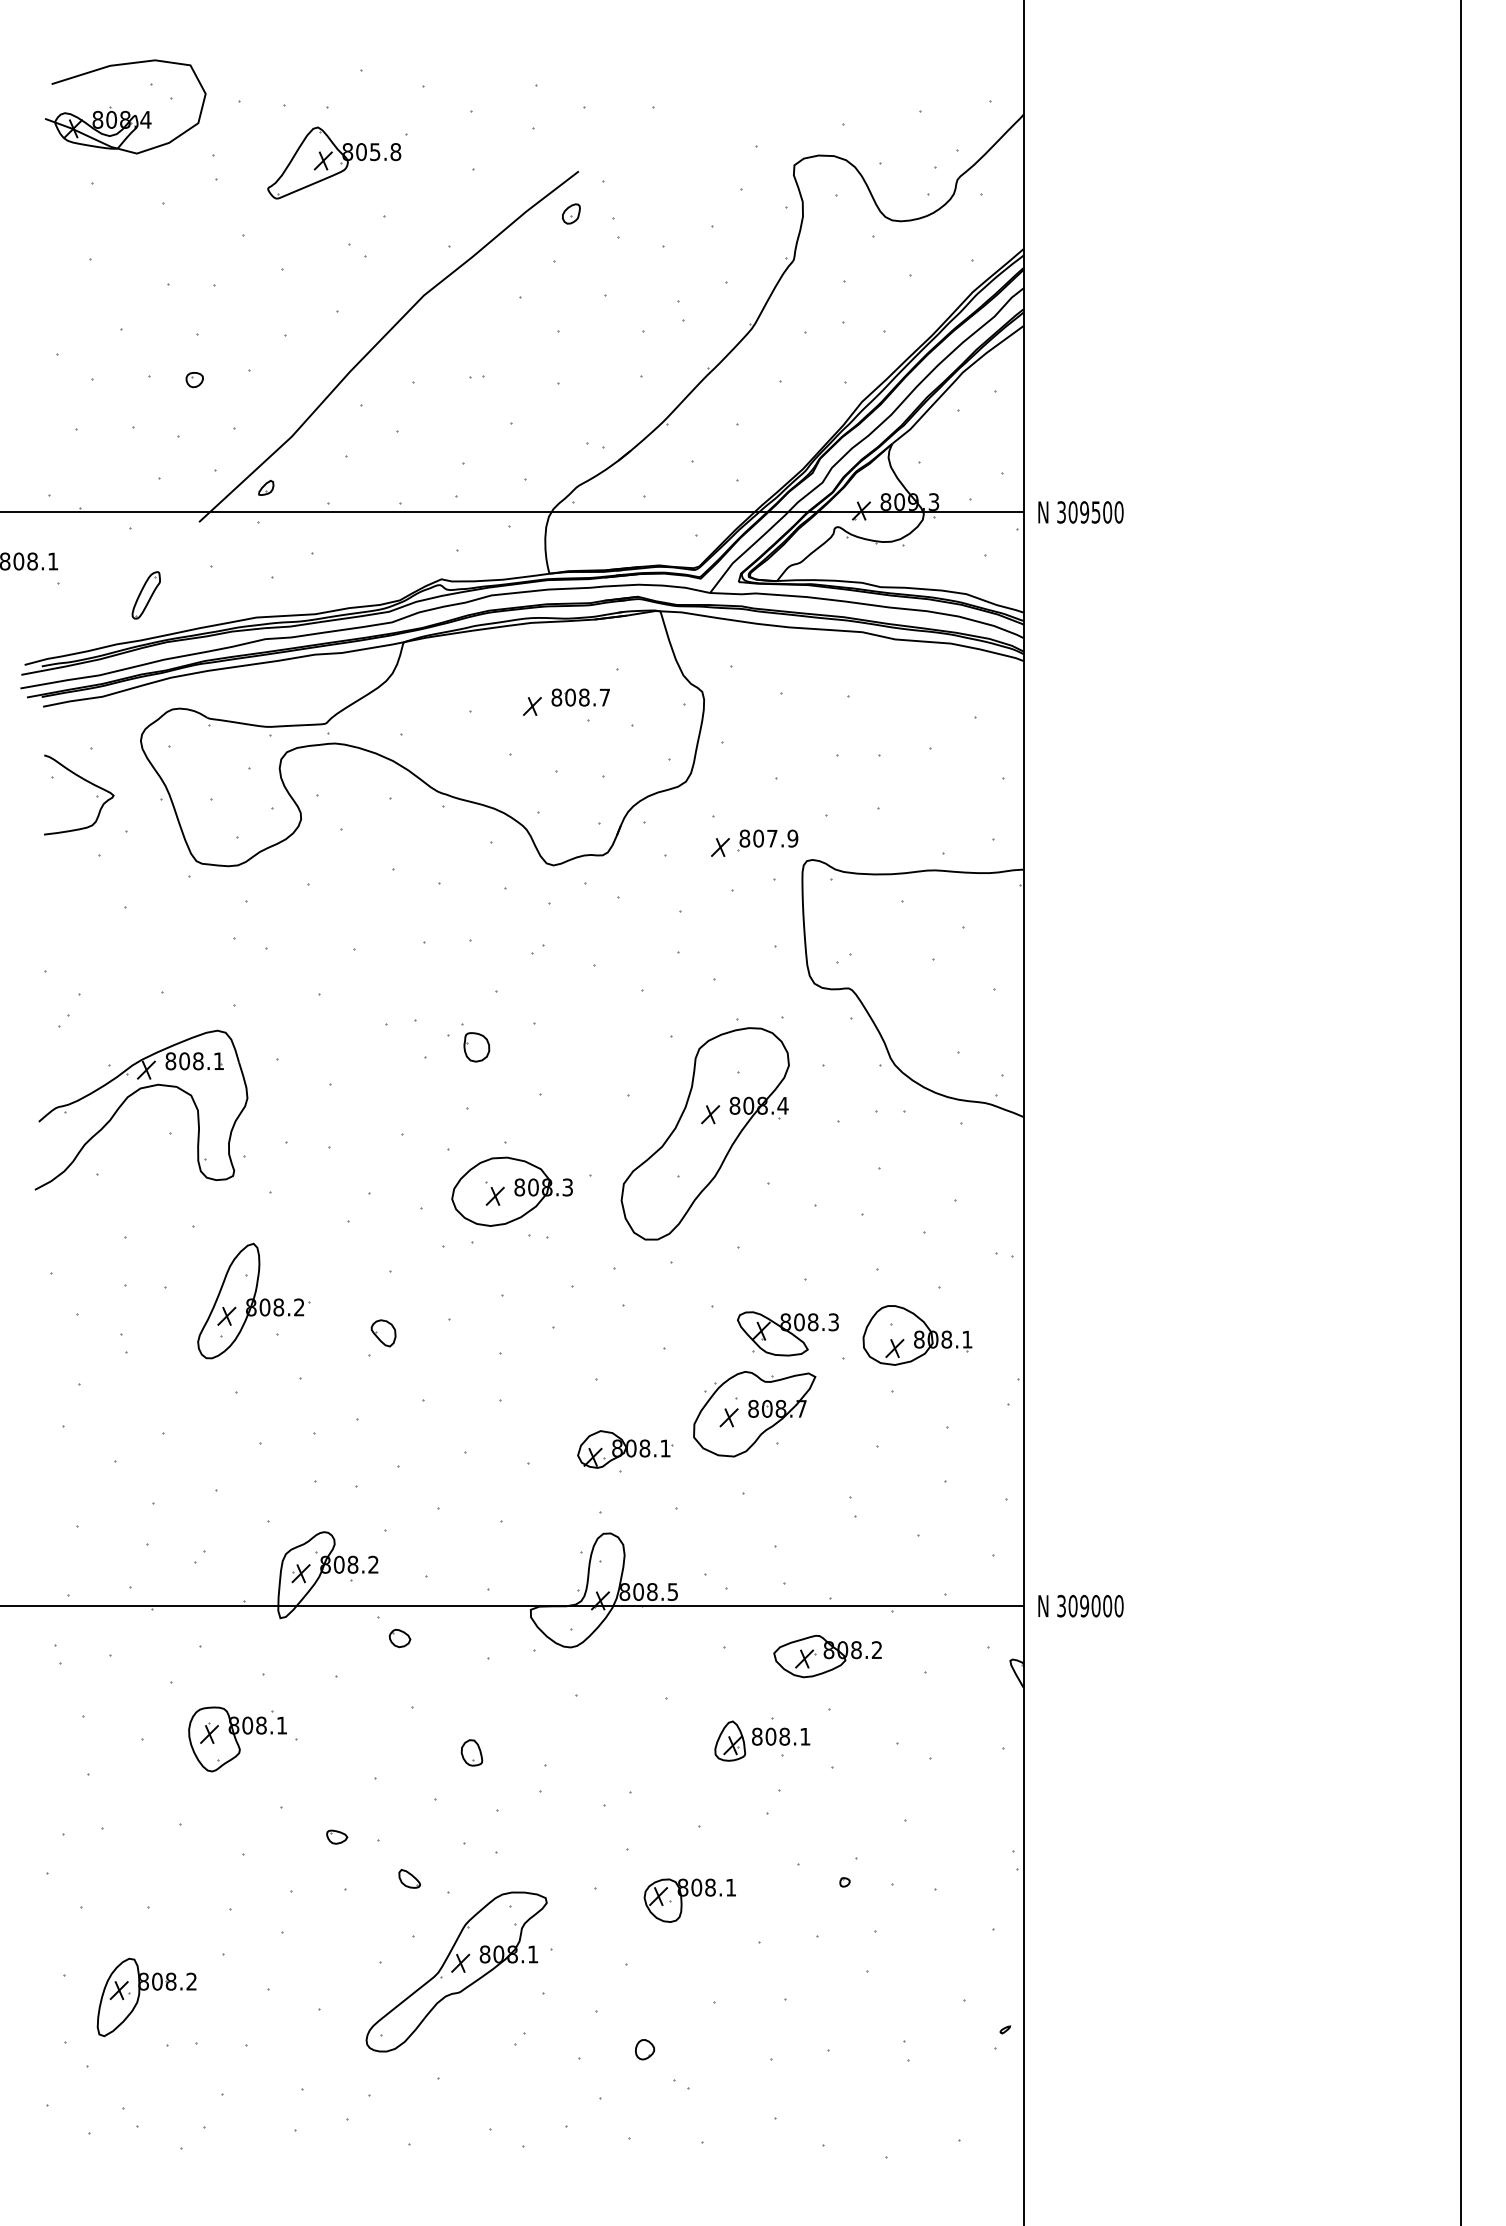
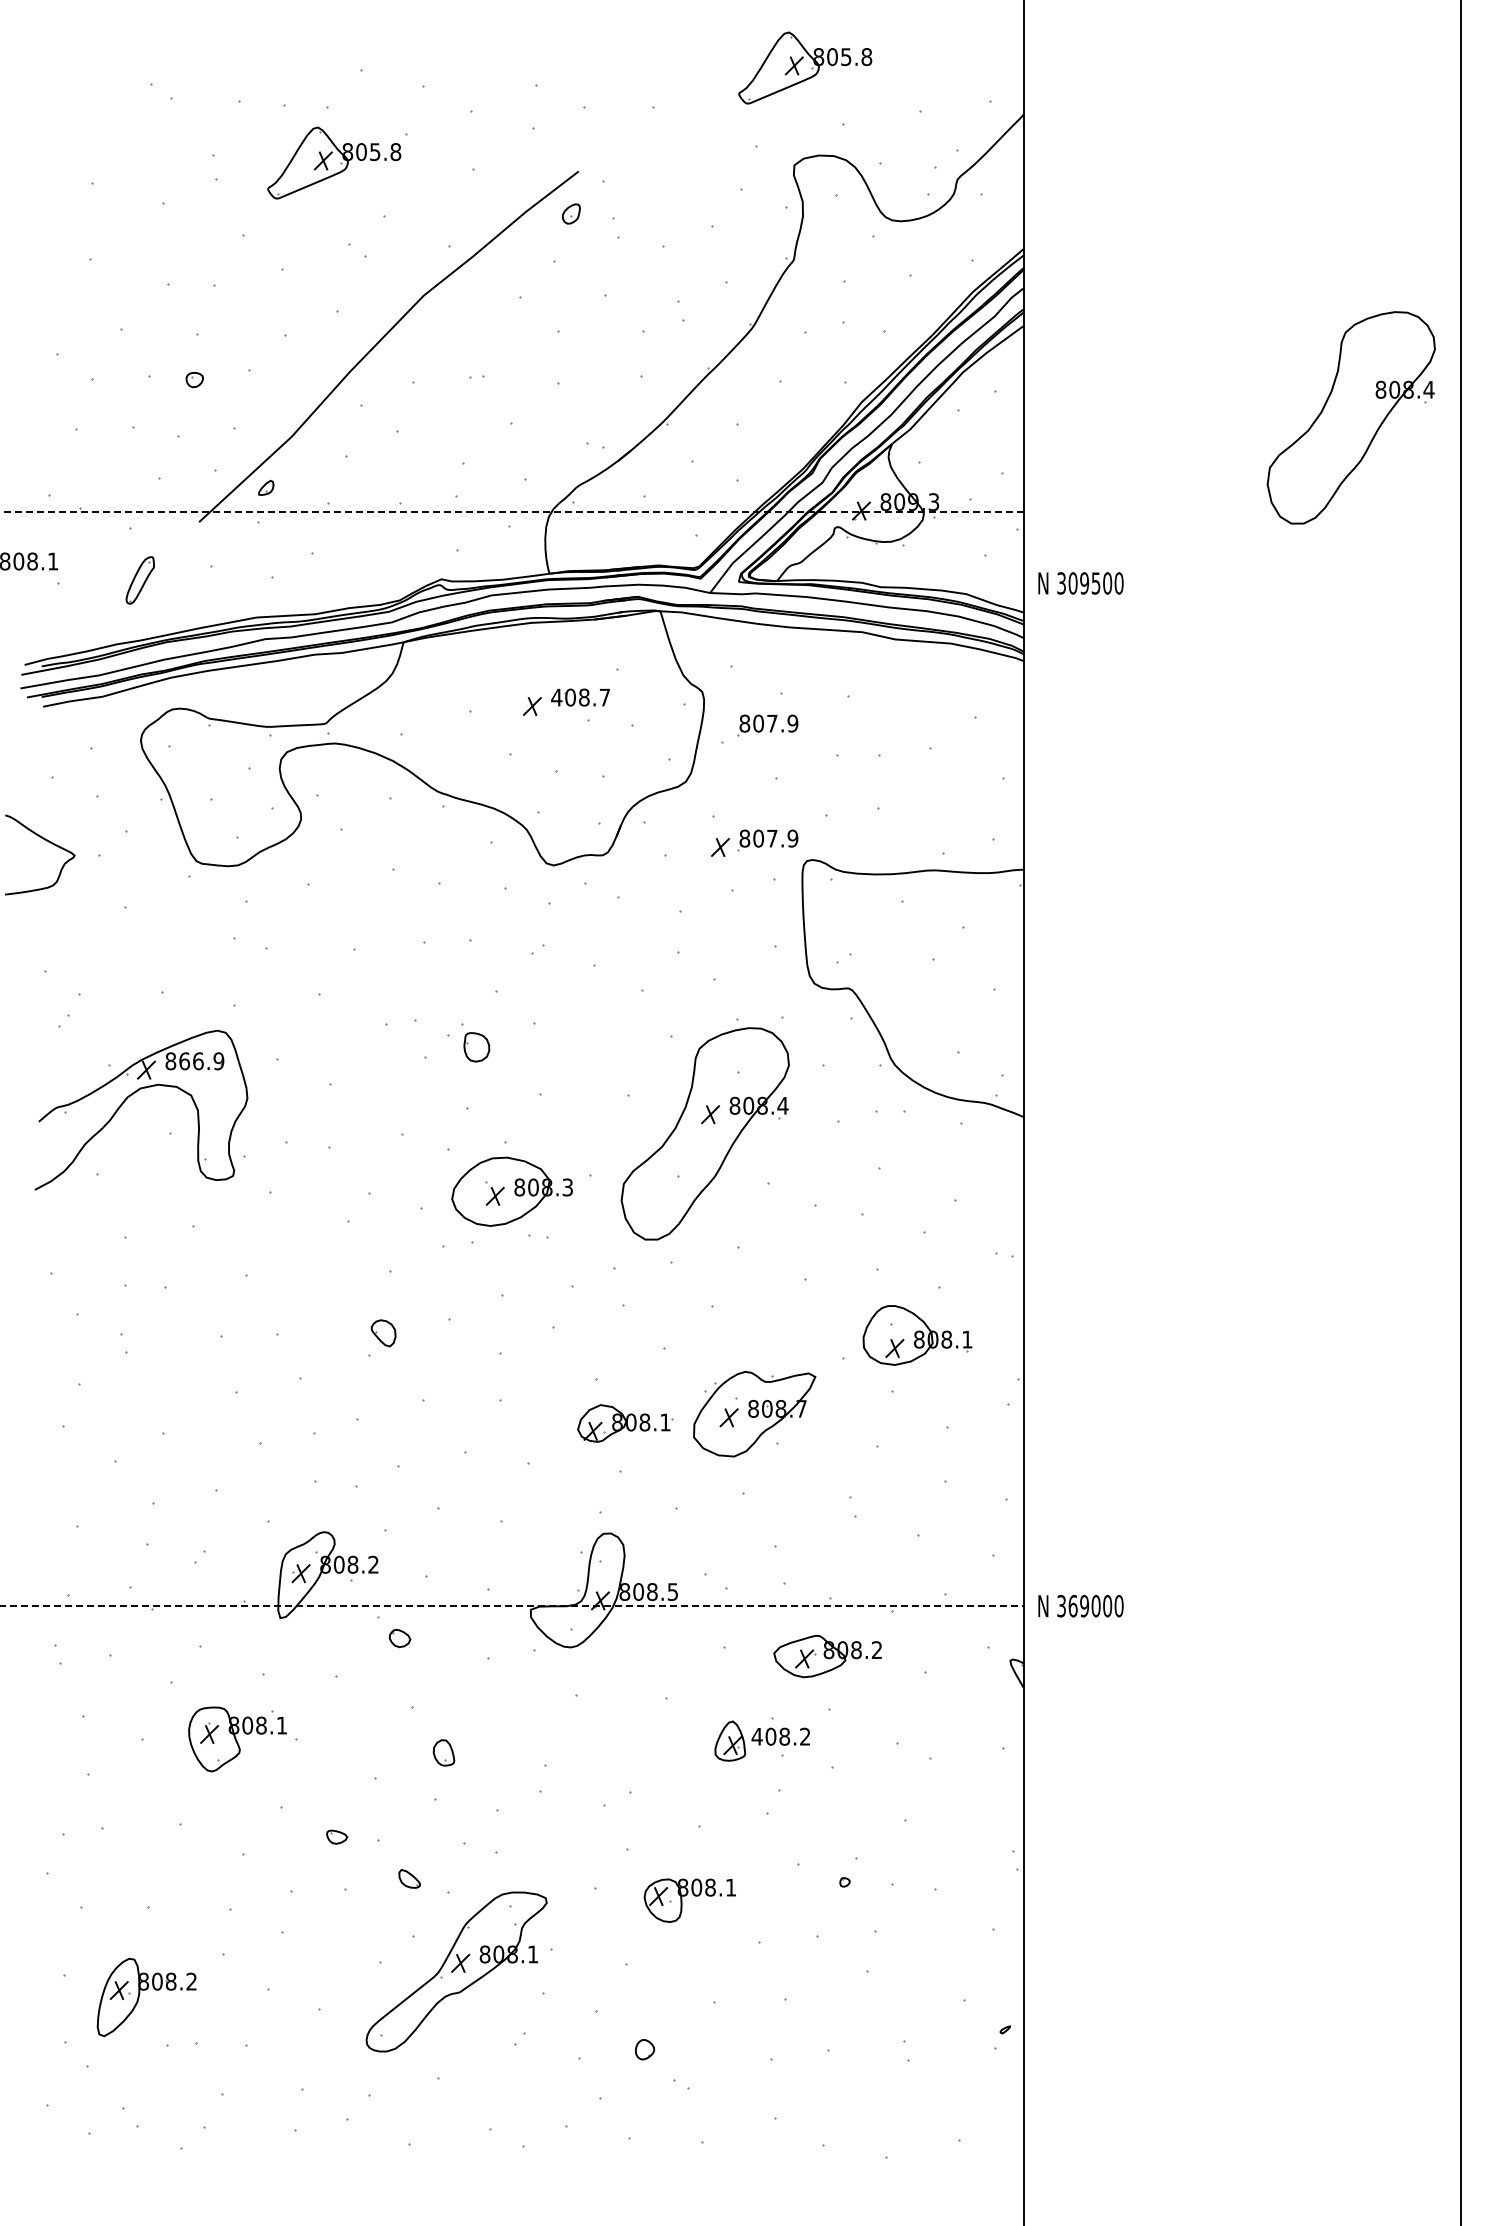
part: none -> present (805, 67)
part: present -> none (125, 106)
part: none -> present (1350, 417)
line: solid -> dashed (511, 512)
text position: (1080, 512) -> (1080, 583) (1080, 583)
part position: (145, 595) -> (139, 580) (139, 580)
text: 808.7 -> 408.7 (556, 697)
part: none -> present (767, 725)
curve position: (85, 781) -> (46, 841) (46, 841)
text: 808.1 -> 866.9 (201, 1061)
part: present -> none (253, 1300)
part: present -> none (787, 1333)
part position: (625, 1449) -> (625, 1423) (625, 1423)
text: 309000 -> 369000 (1072, 1605)
line: solid -> dashed (512, 1606)
text: 808.1 -> 408.2 (780, 1736)
part position: (471, 1752) -> (443, 1752) (443, 1752)
